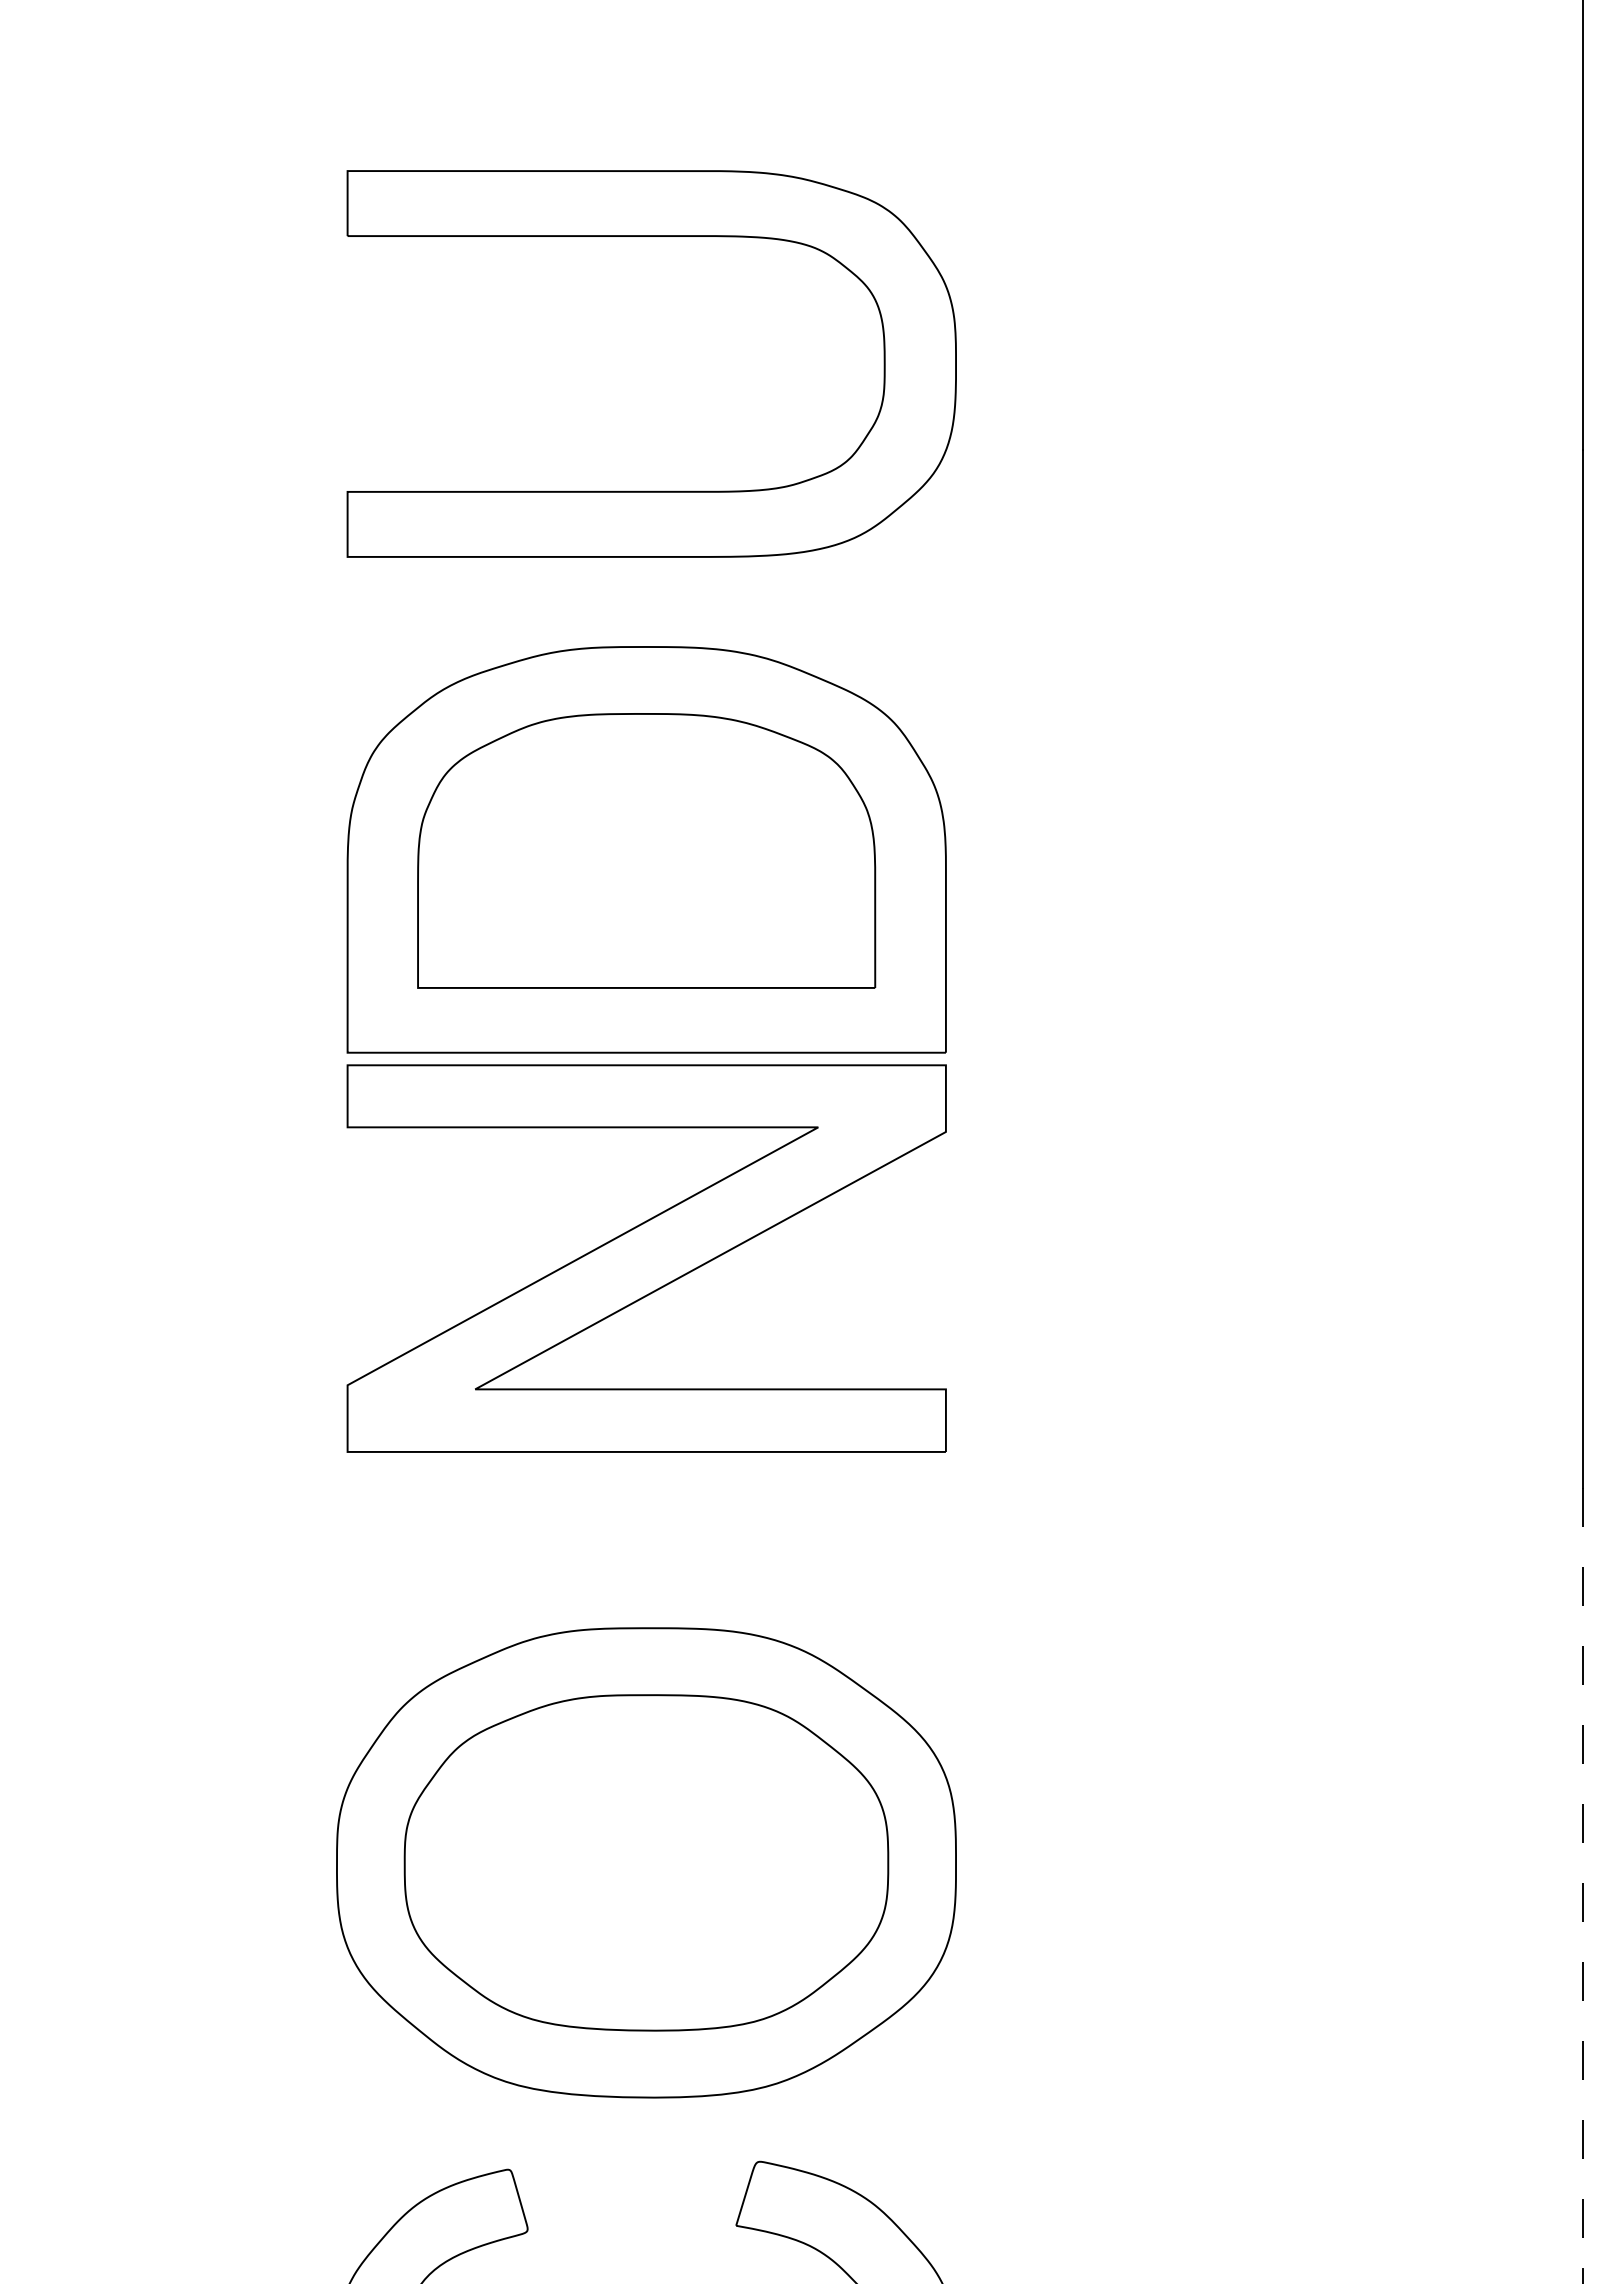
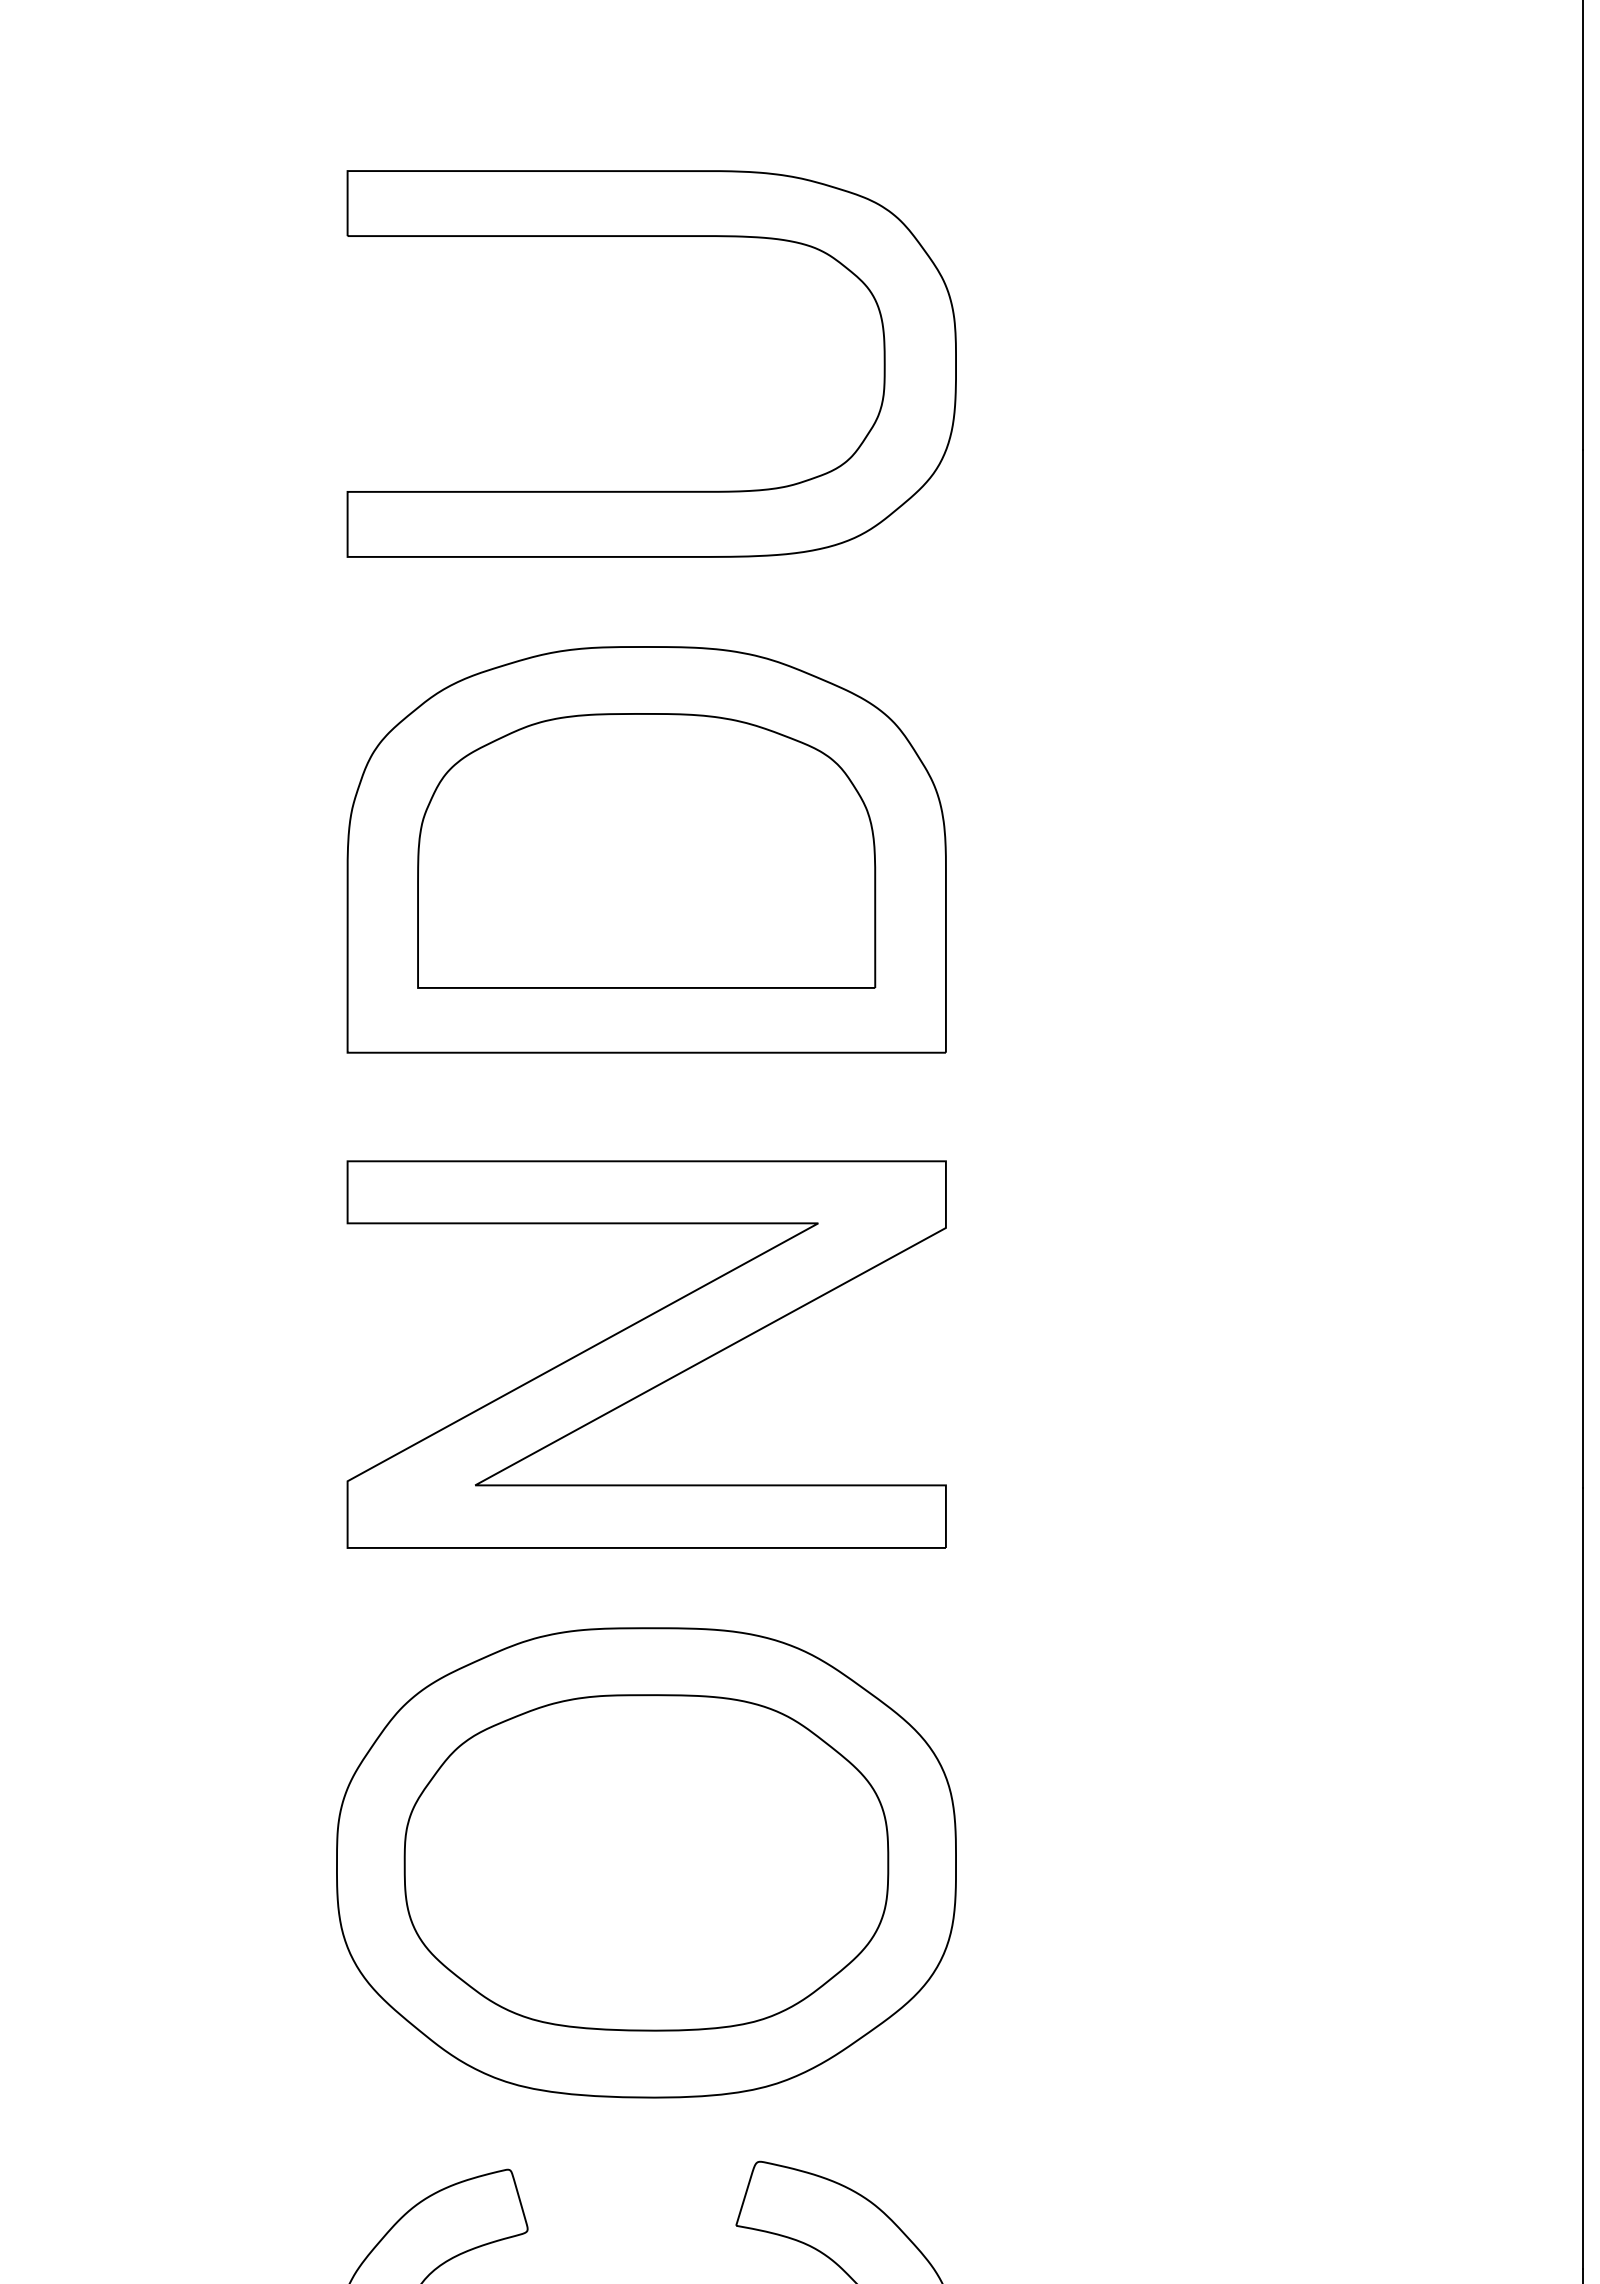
part position: (646, 1258) -> (646, 1354) (646, 1354)
line: dashed -> solid (1582, 1878)
